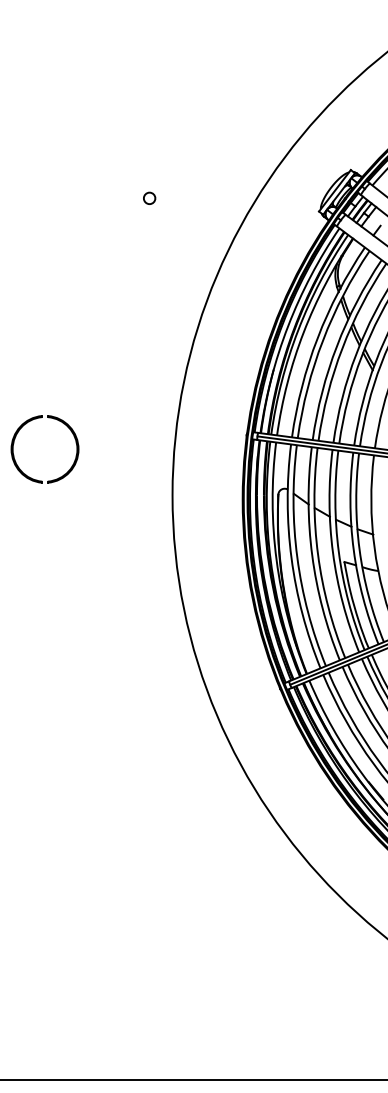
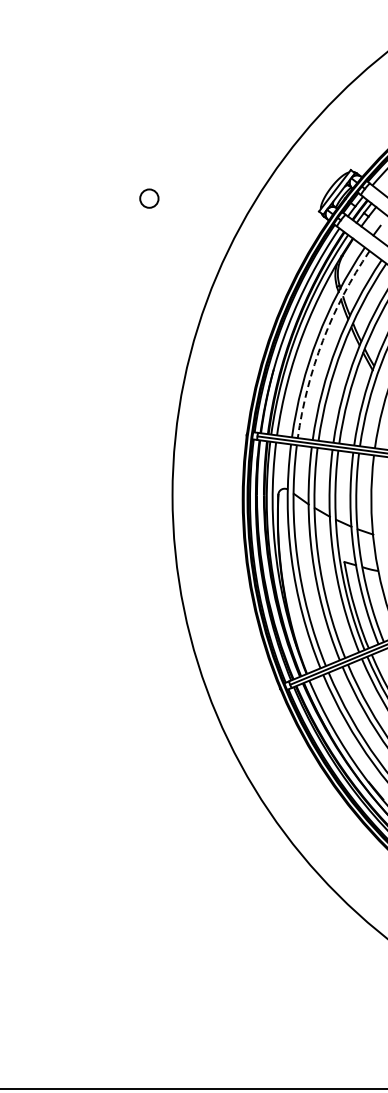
circle size: 14x14 px -> 21x21 px (149, 198)
arc: solid -> dashed (323, 340)
part: present -> none (16, 461)
line position: (193, 1079) -> (193, 1088) (193, 1088)
